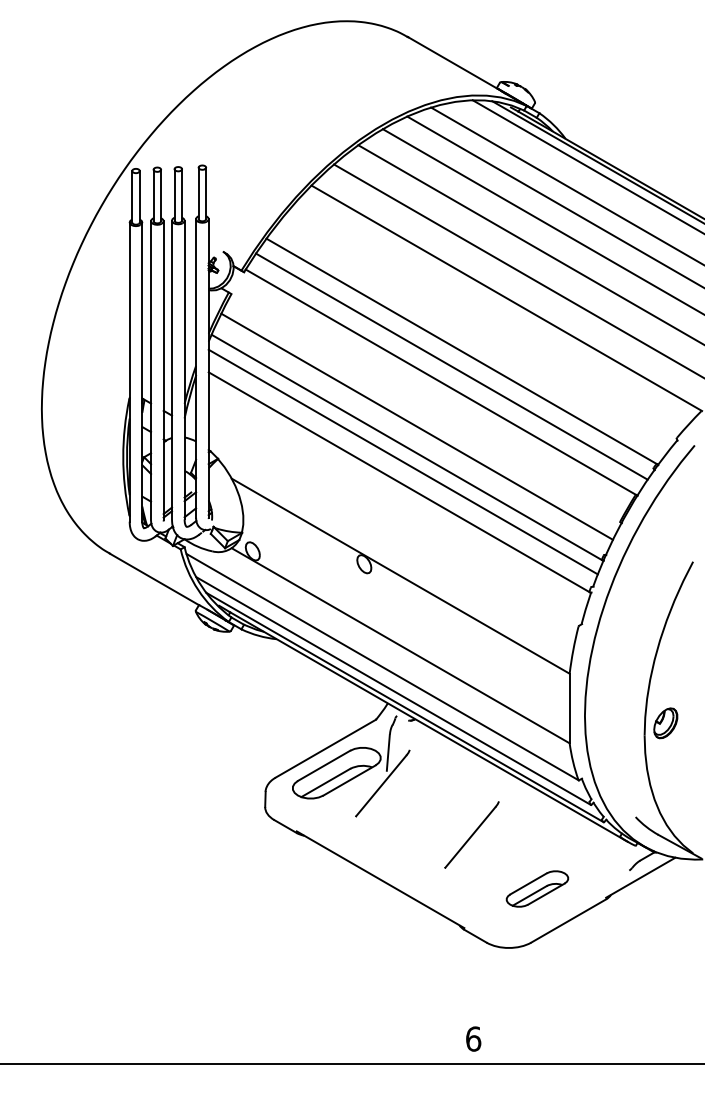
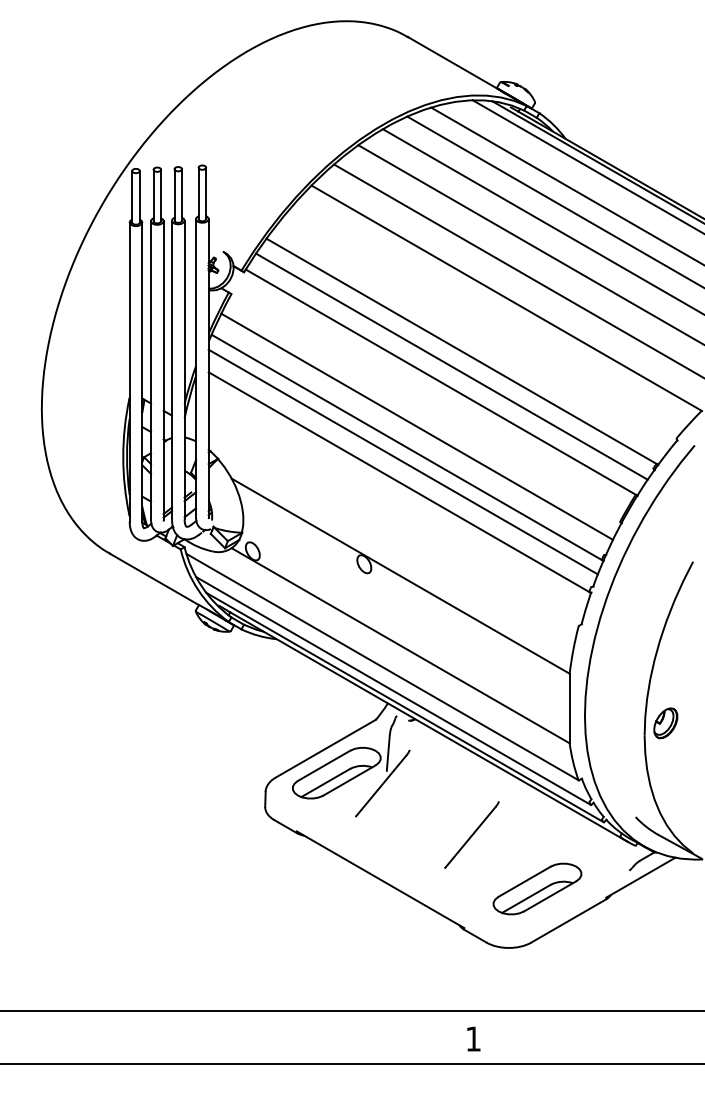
part size: 65x38 px -> 91x54 px (537, 888)
line: none -> present (351, 1011)
text: 6 -> 1 (473, 1038)
